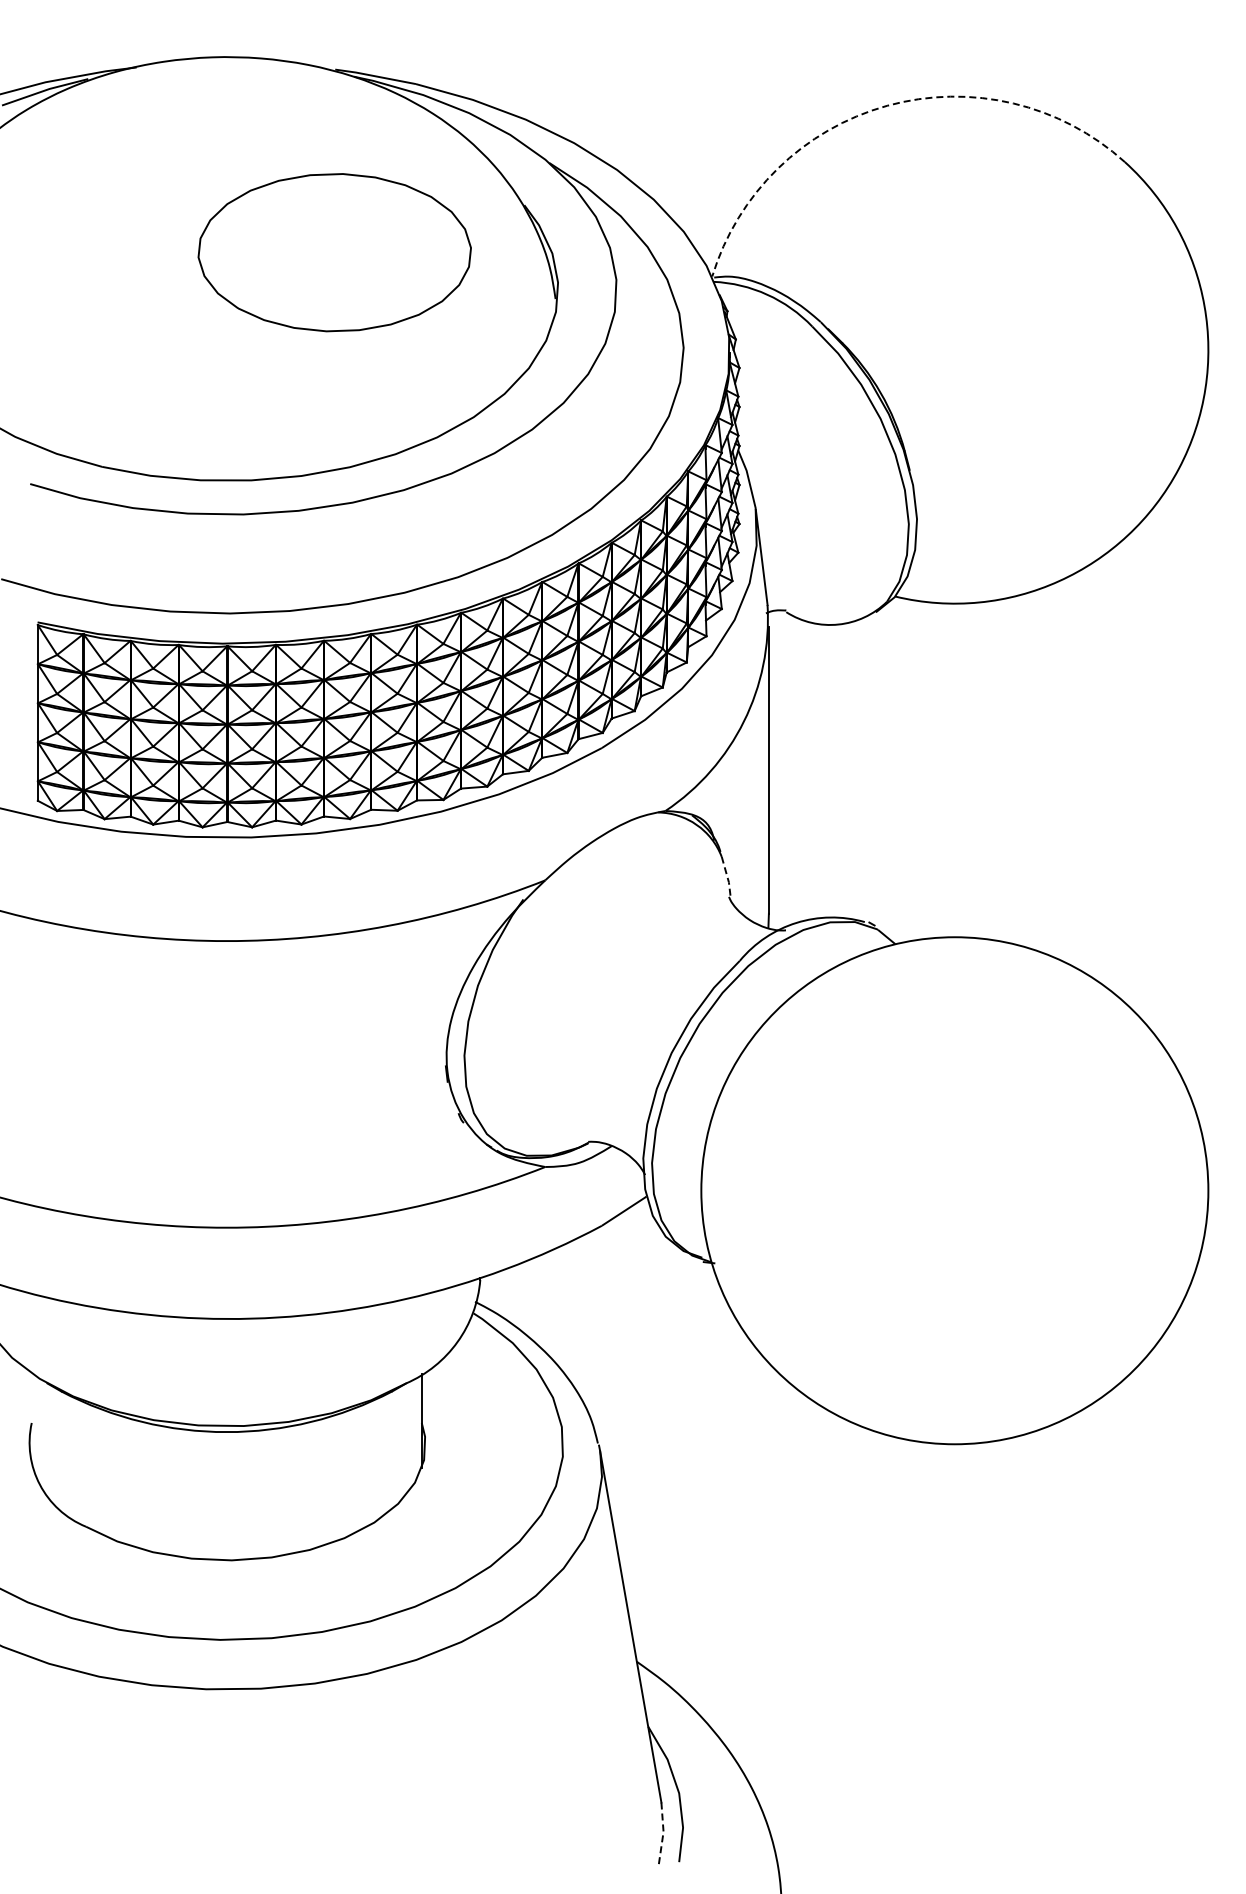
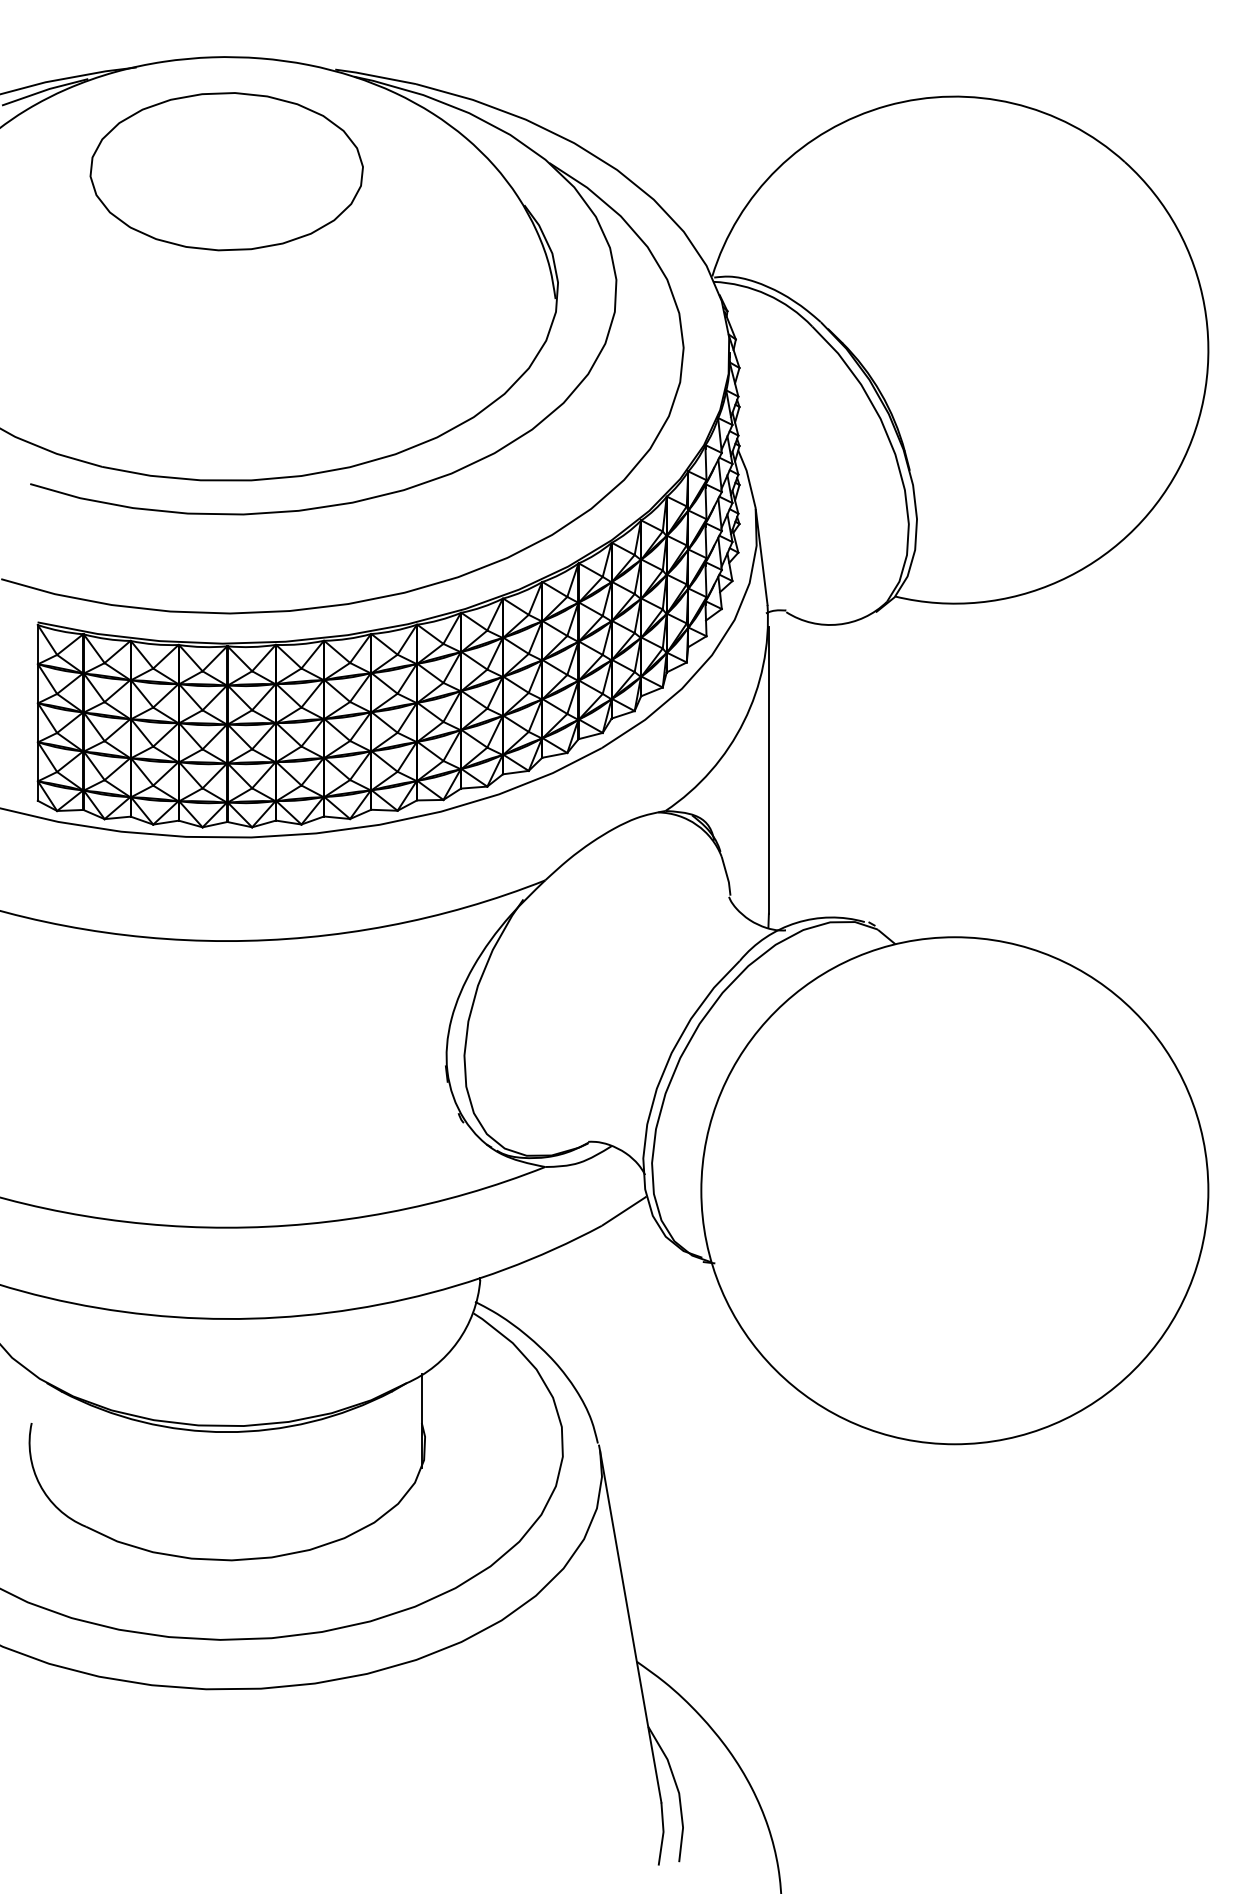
arc: dashed -> solid (887, 105)
part position: (334, 252) -> (226, 171) (226, 171)
line: dashed -> solid (727, 876)
line: dashed -> solid (663, 1833)
